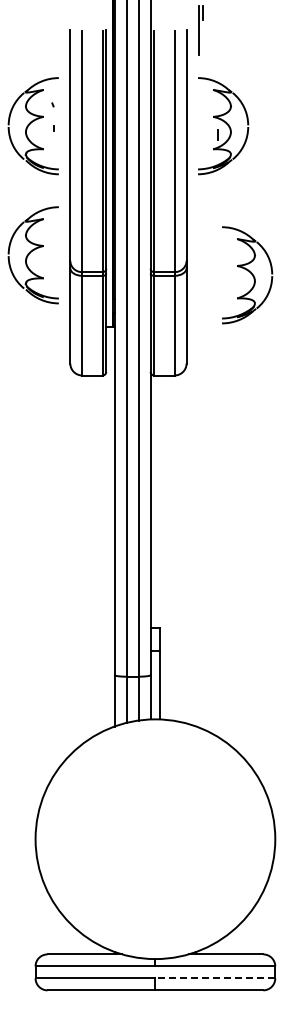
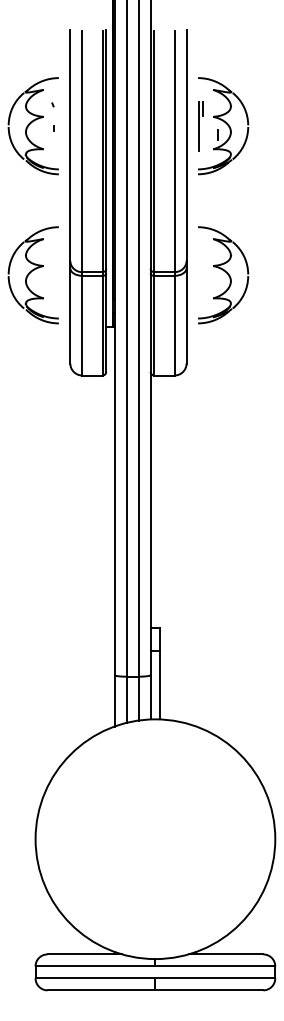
part position: (200, 30) -> (200, 126) (200, 126)
part position: (32, 255) -> (32, 275) (32, 275)
part position: (247, 275) -> (223, 275) (223, 275)
line: dashed -> solid (215, 978)
